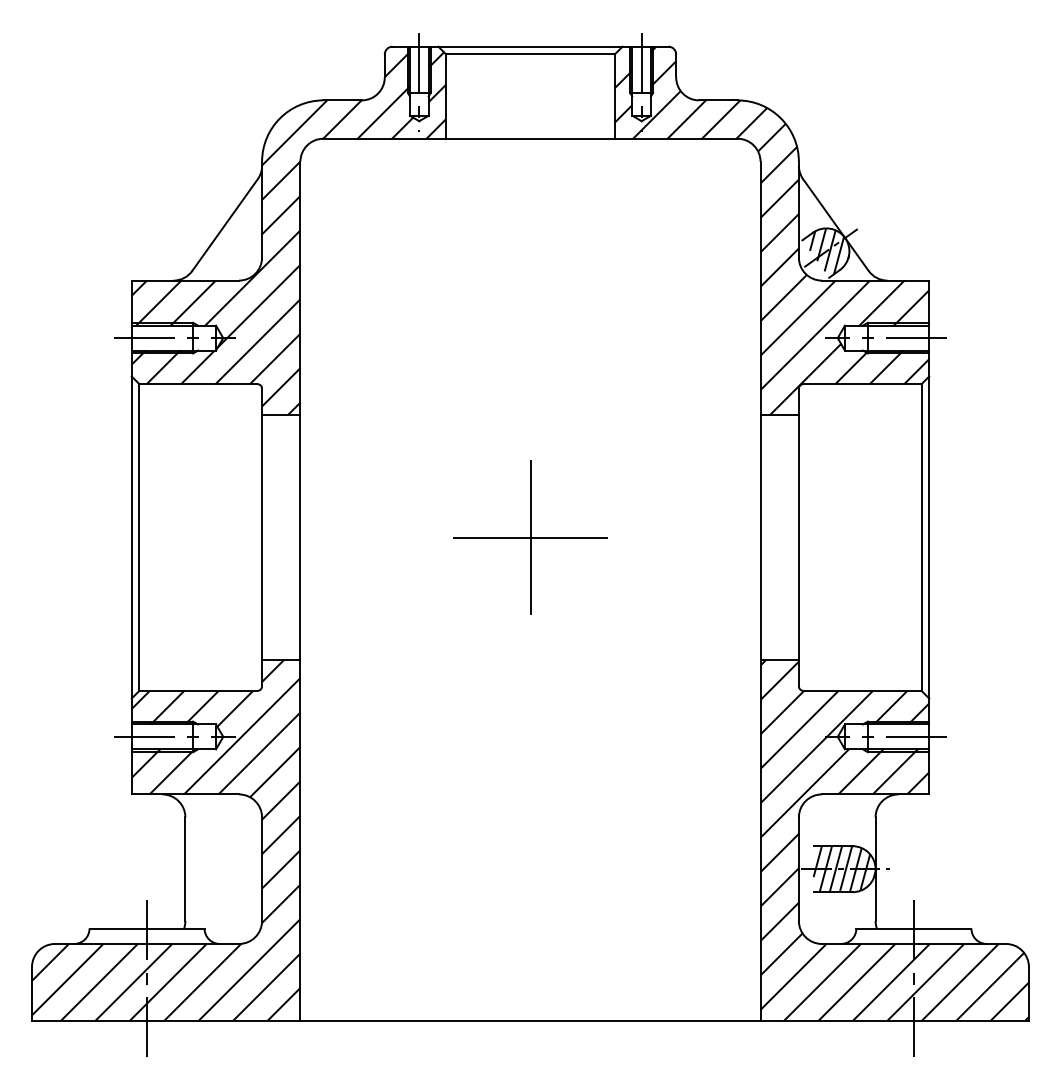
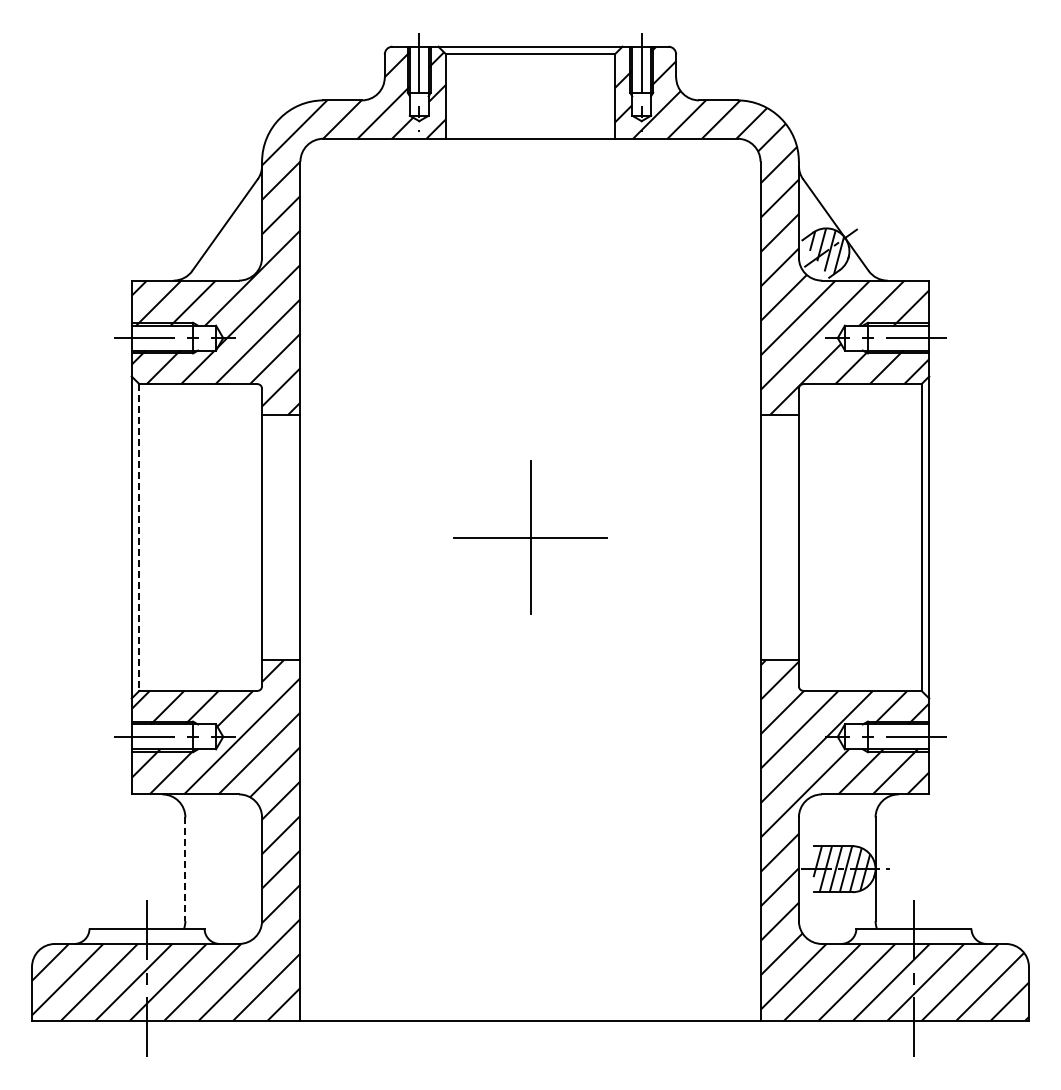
line: solid -> dashed (139, 538)
line: solid -> dashed (185, 869)
